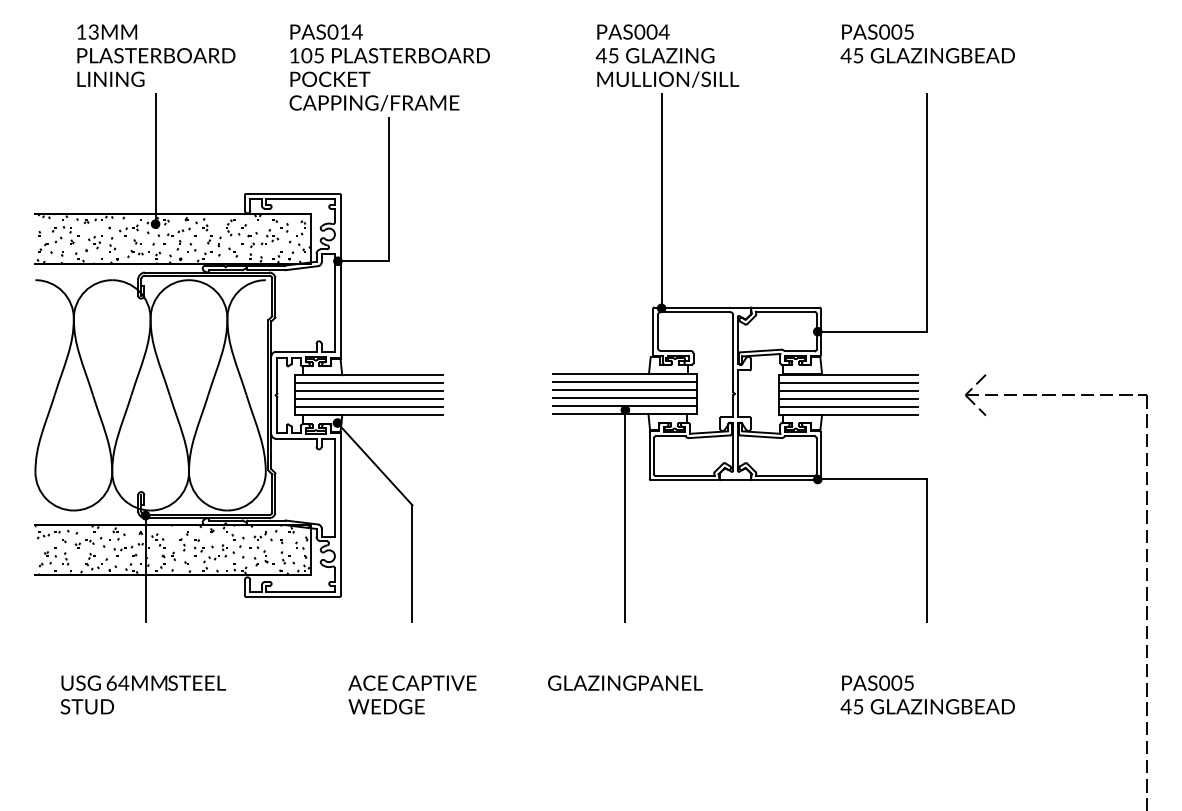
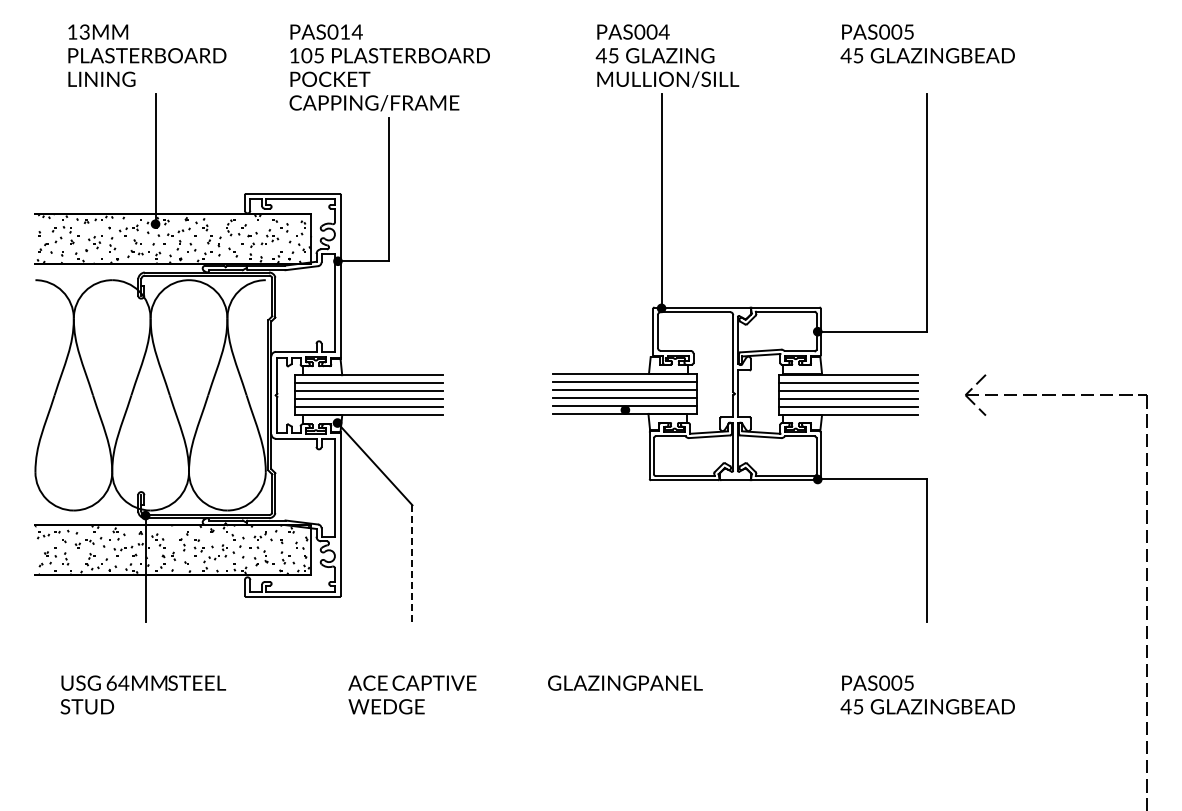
text position: (156, 55) -> (147, 55) (147, 55)
line: present -> none (625, 515)
line: solid -> dashed (412, 564)
